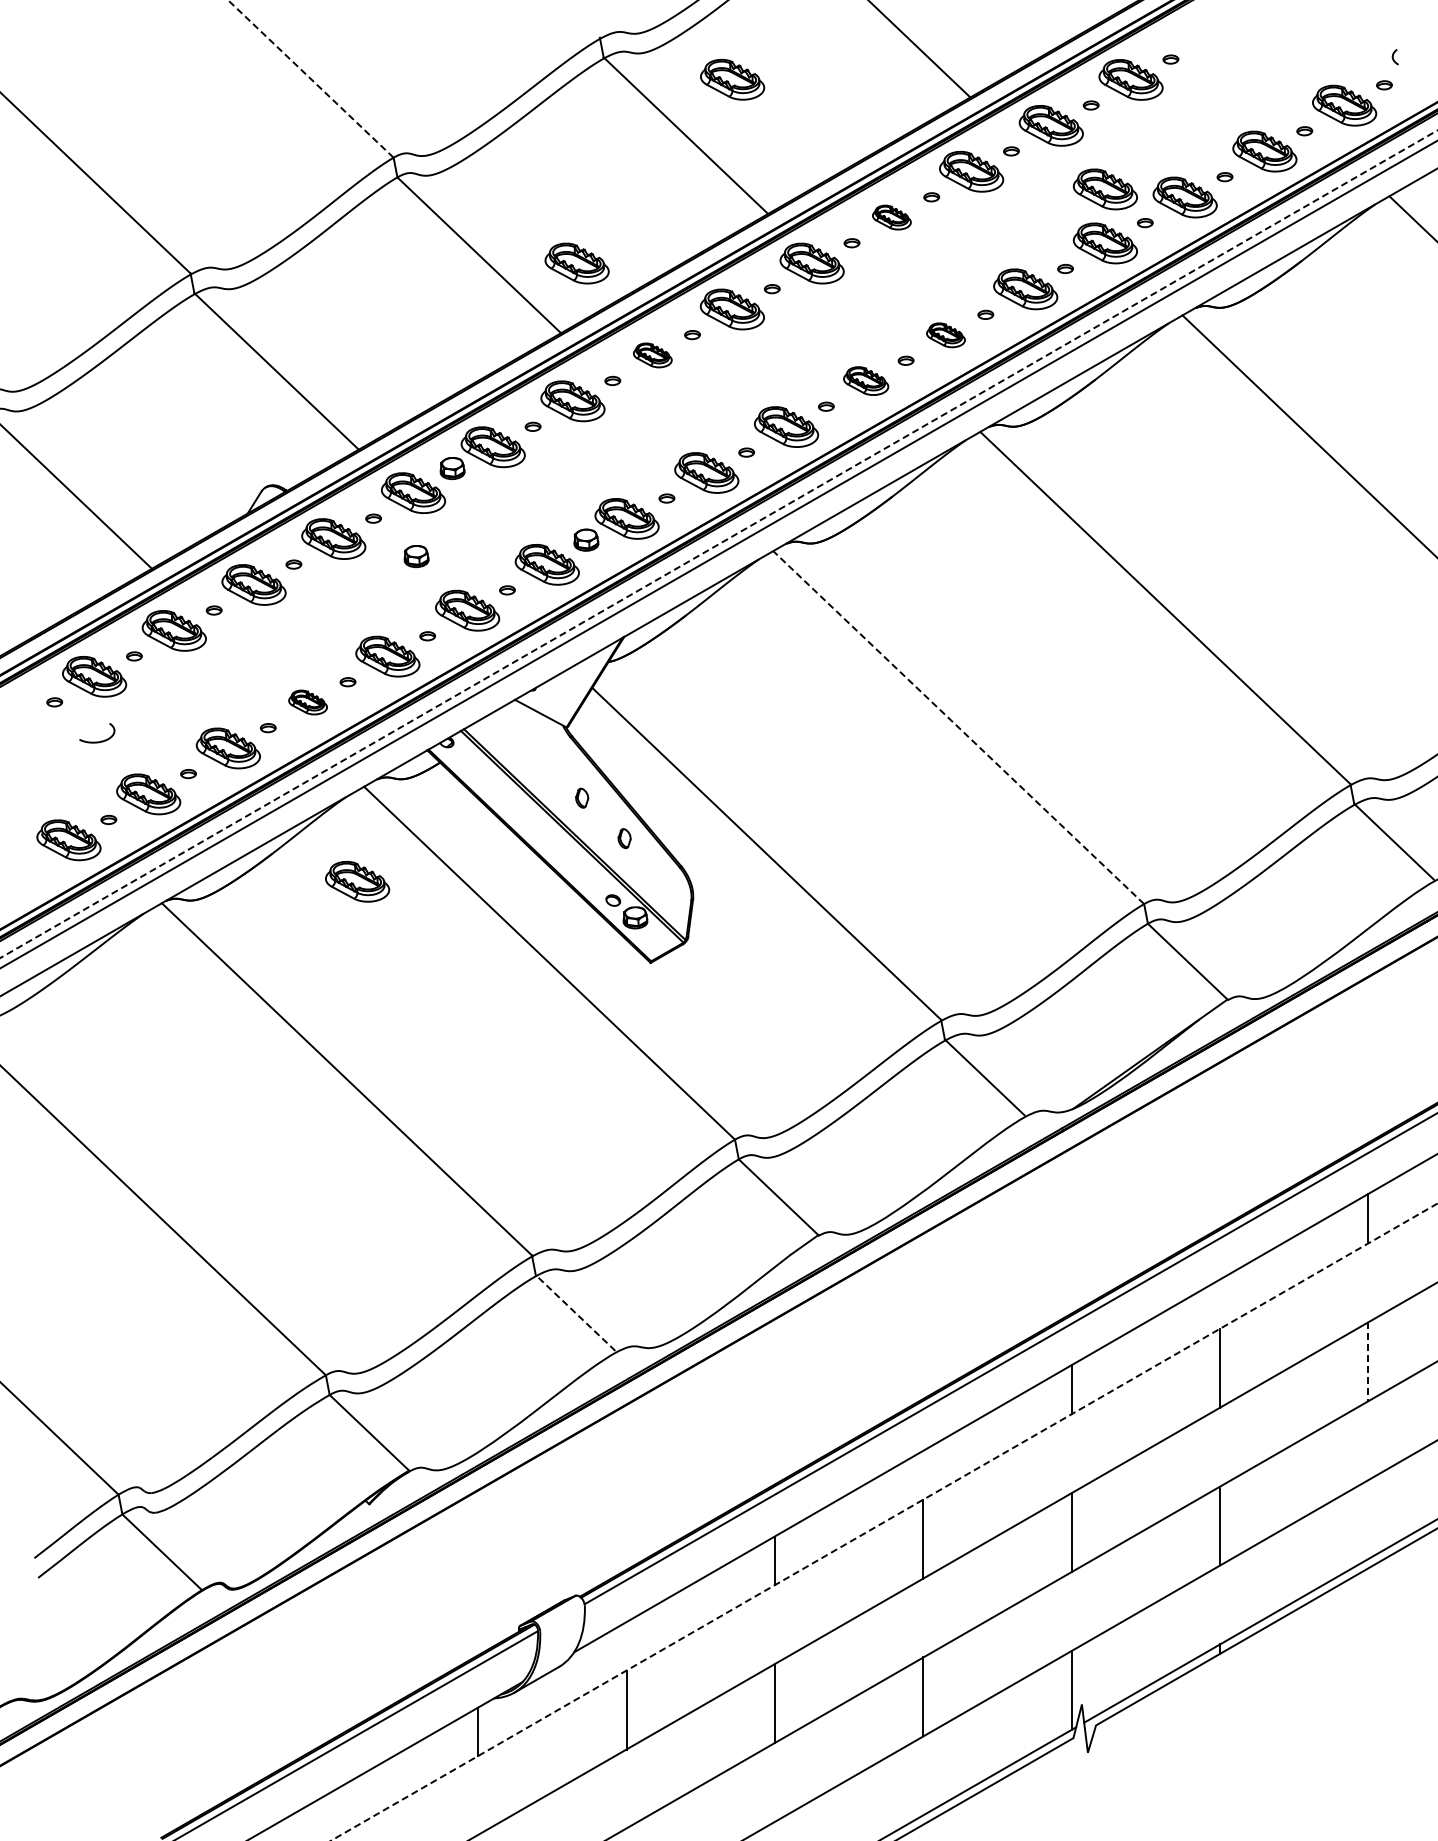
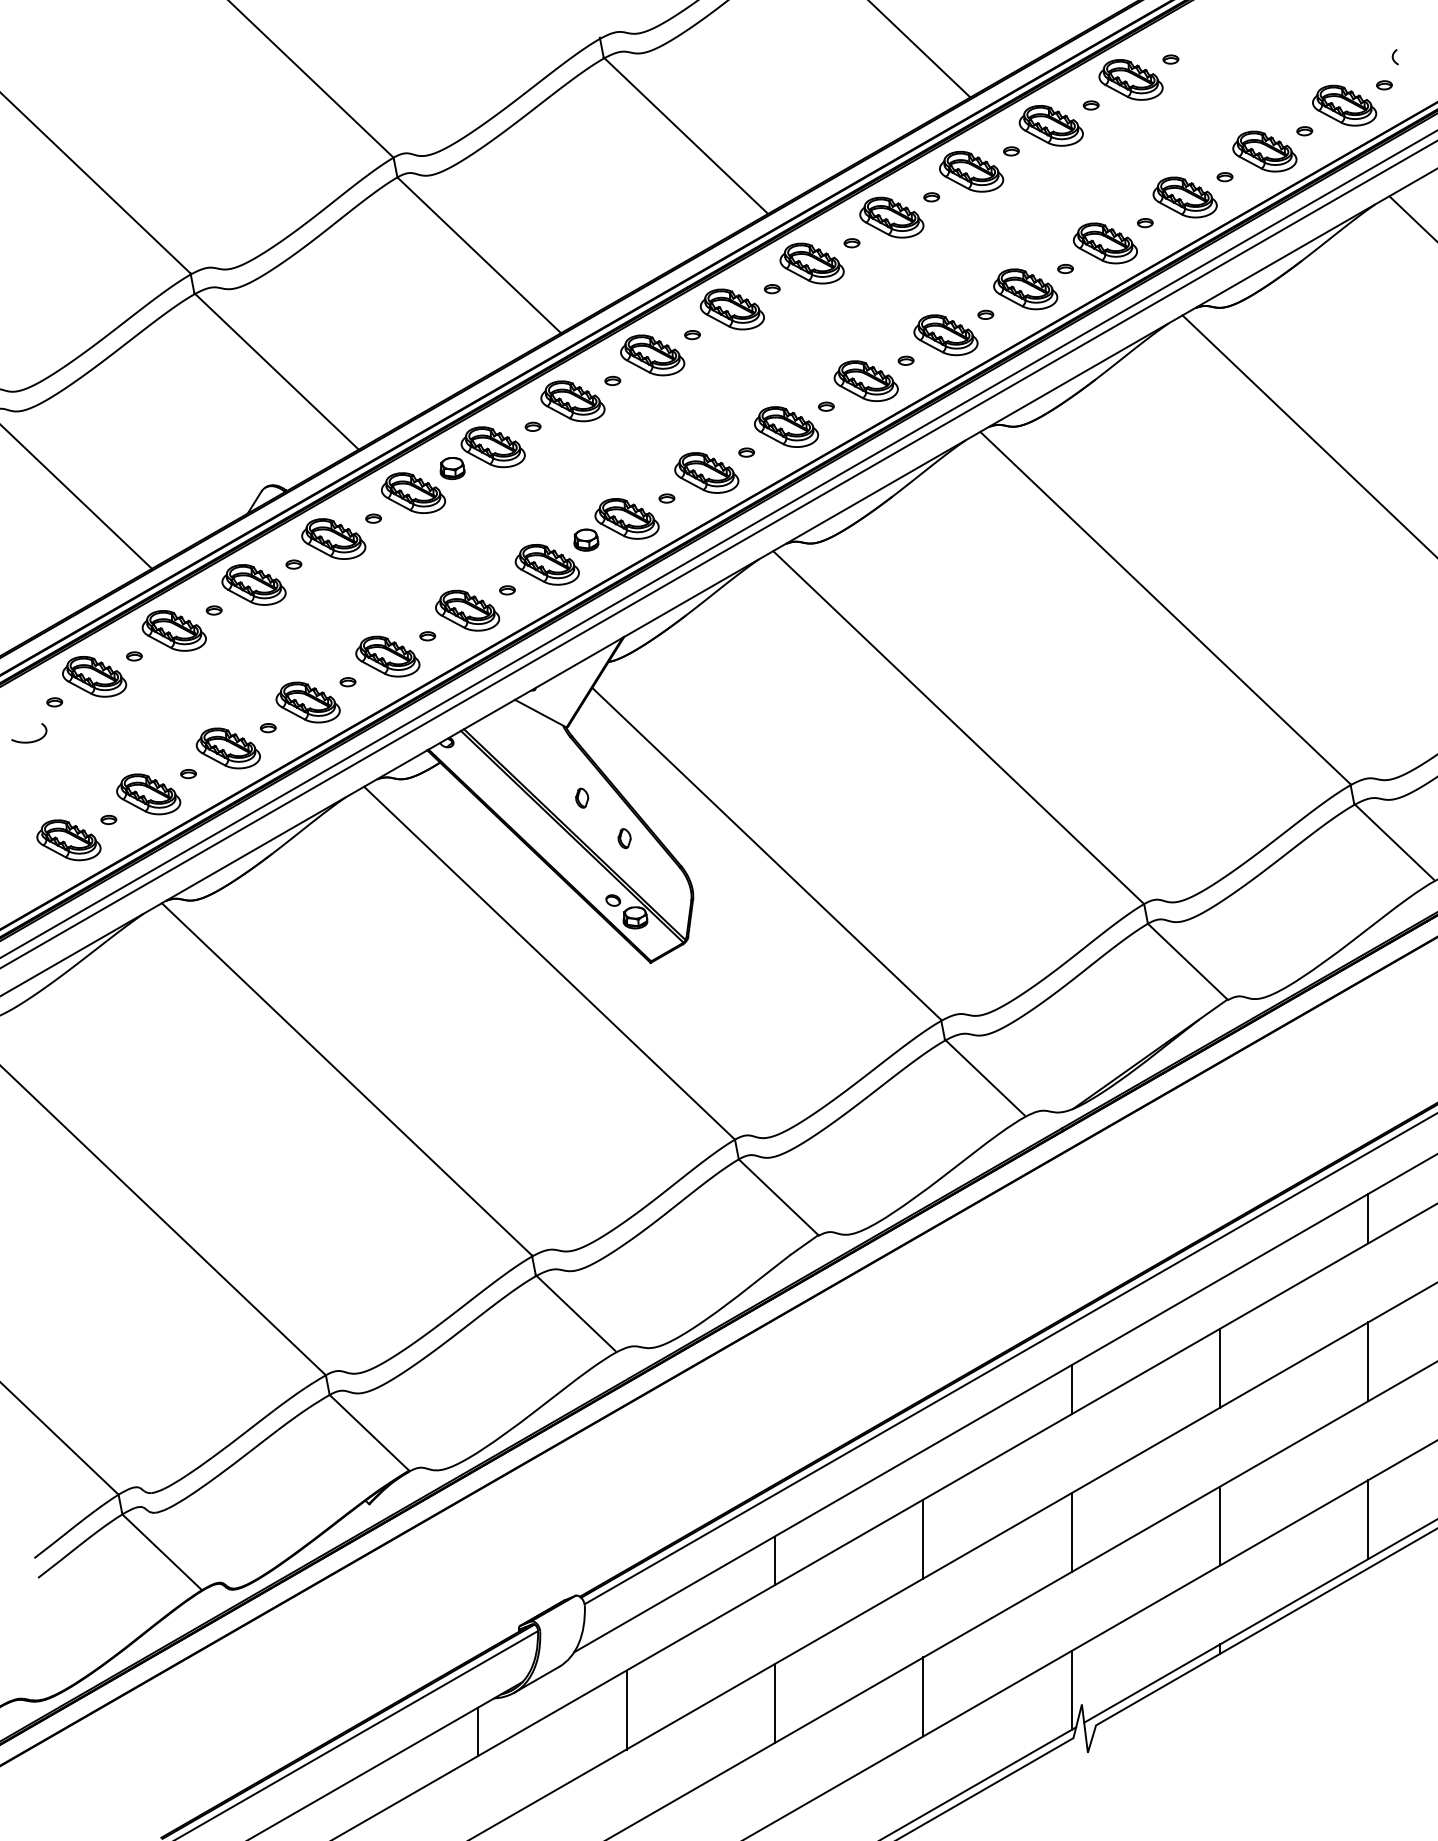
line: dashed -> solid (310, 78)
part: present -> none (732, 79)
part: present -> none (1104, 189)
part size: 40x27 px -> 66x43 px (891, 217)
part: present -> none (576, 263)
part size: 40x27 px -> 66x43 px (945, 335)
part size: 41x27 px -> 66x43 px (652, 355)
part size: 47x30 px -> 66x42 px (865, 380)
line: dashed -> solid (718, 544)
part: present -> none (416, 556)
part size: 40x27 px -> 66x43 px (307, 702)
line: dashed -> solid (958, 727)
curve position: (97, 741) -> (29, 741) (29, 741)
part: present -> none (357, 881)
line: dashed -> solid (575, 1313)
line: dashed -> solid (1368, 1362)
line: none -> present (1368, 1519)
line: dashed -> solid (884, 1522)
